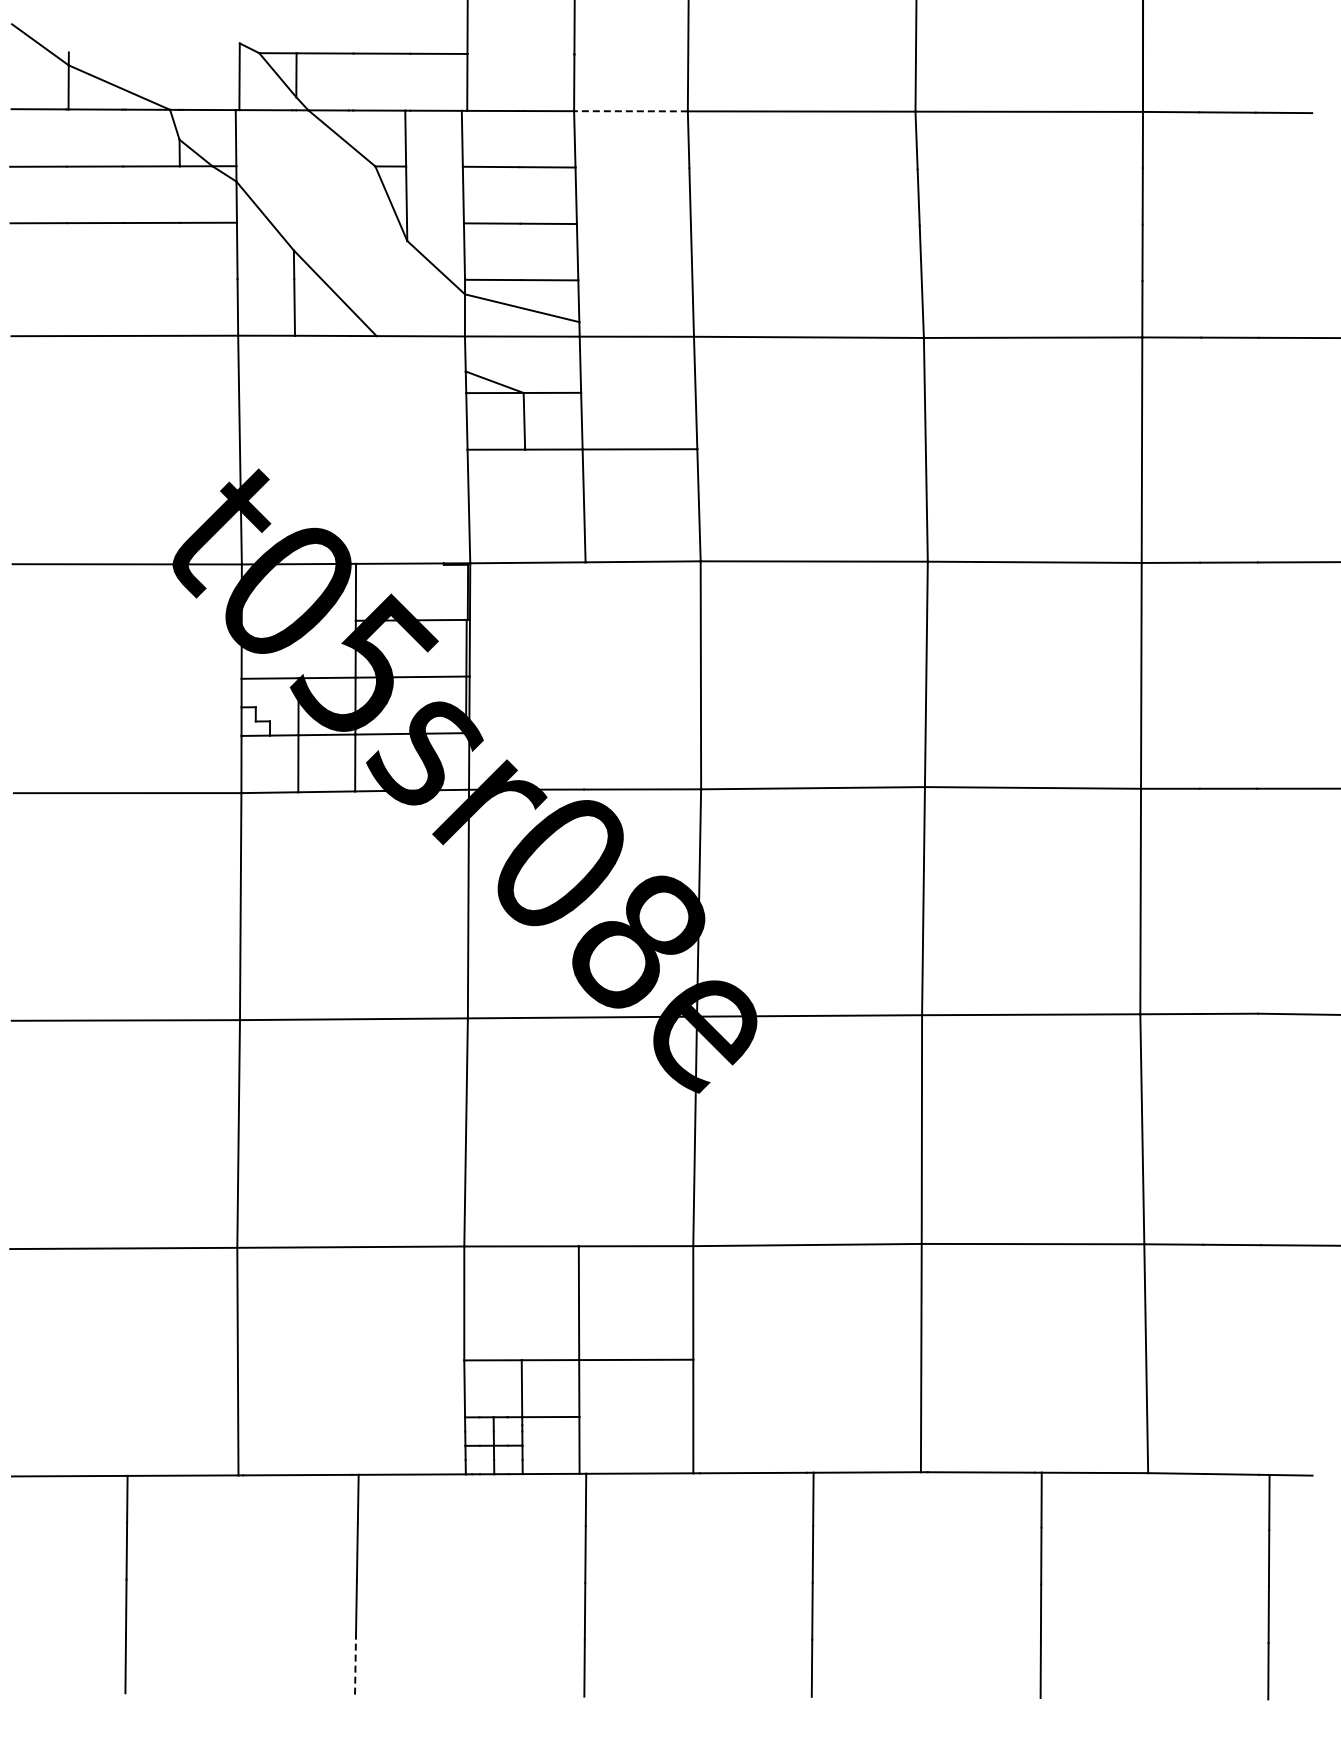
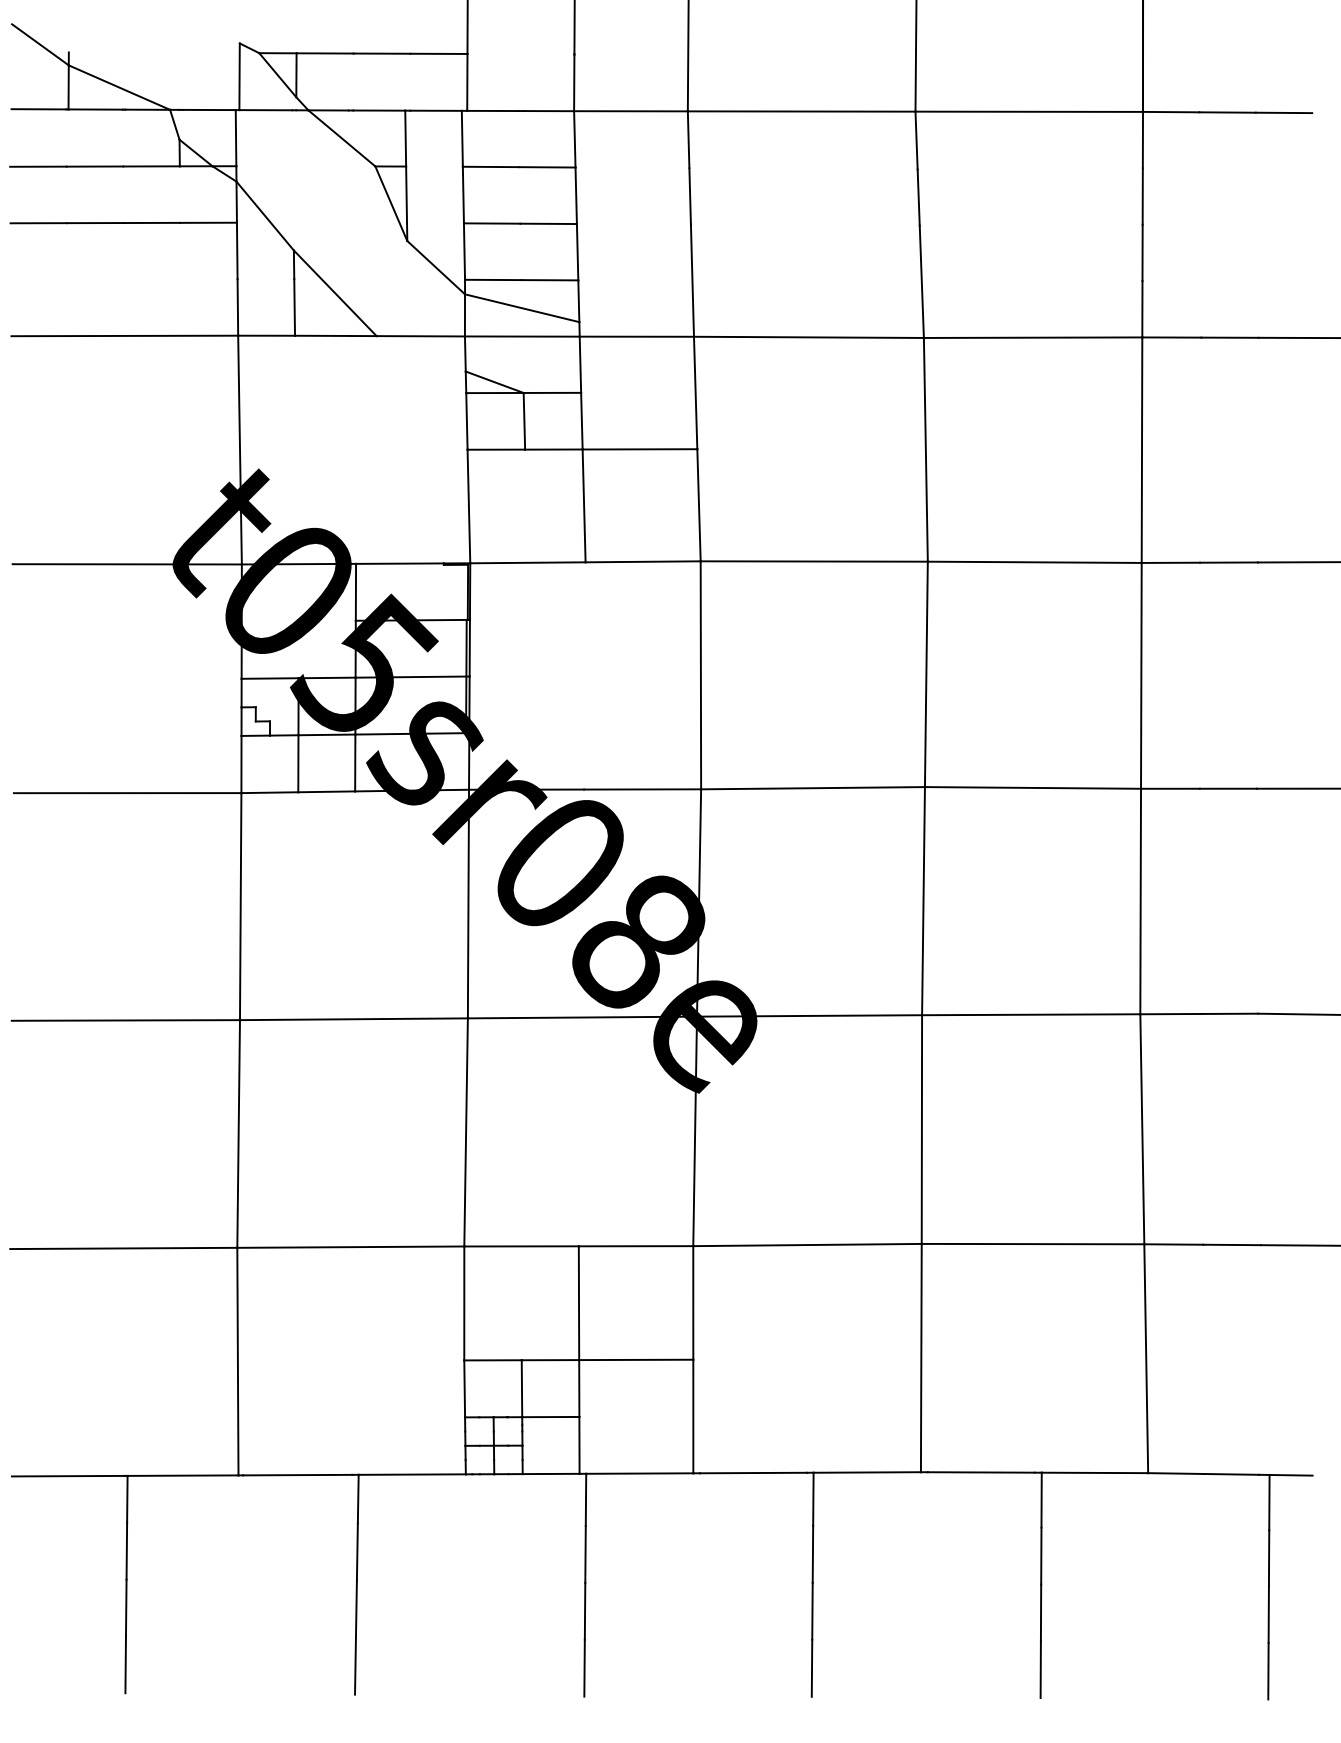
line: dashed -> solid (630, 111)
line: dashed -> solid (355, 1666)
